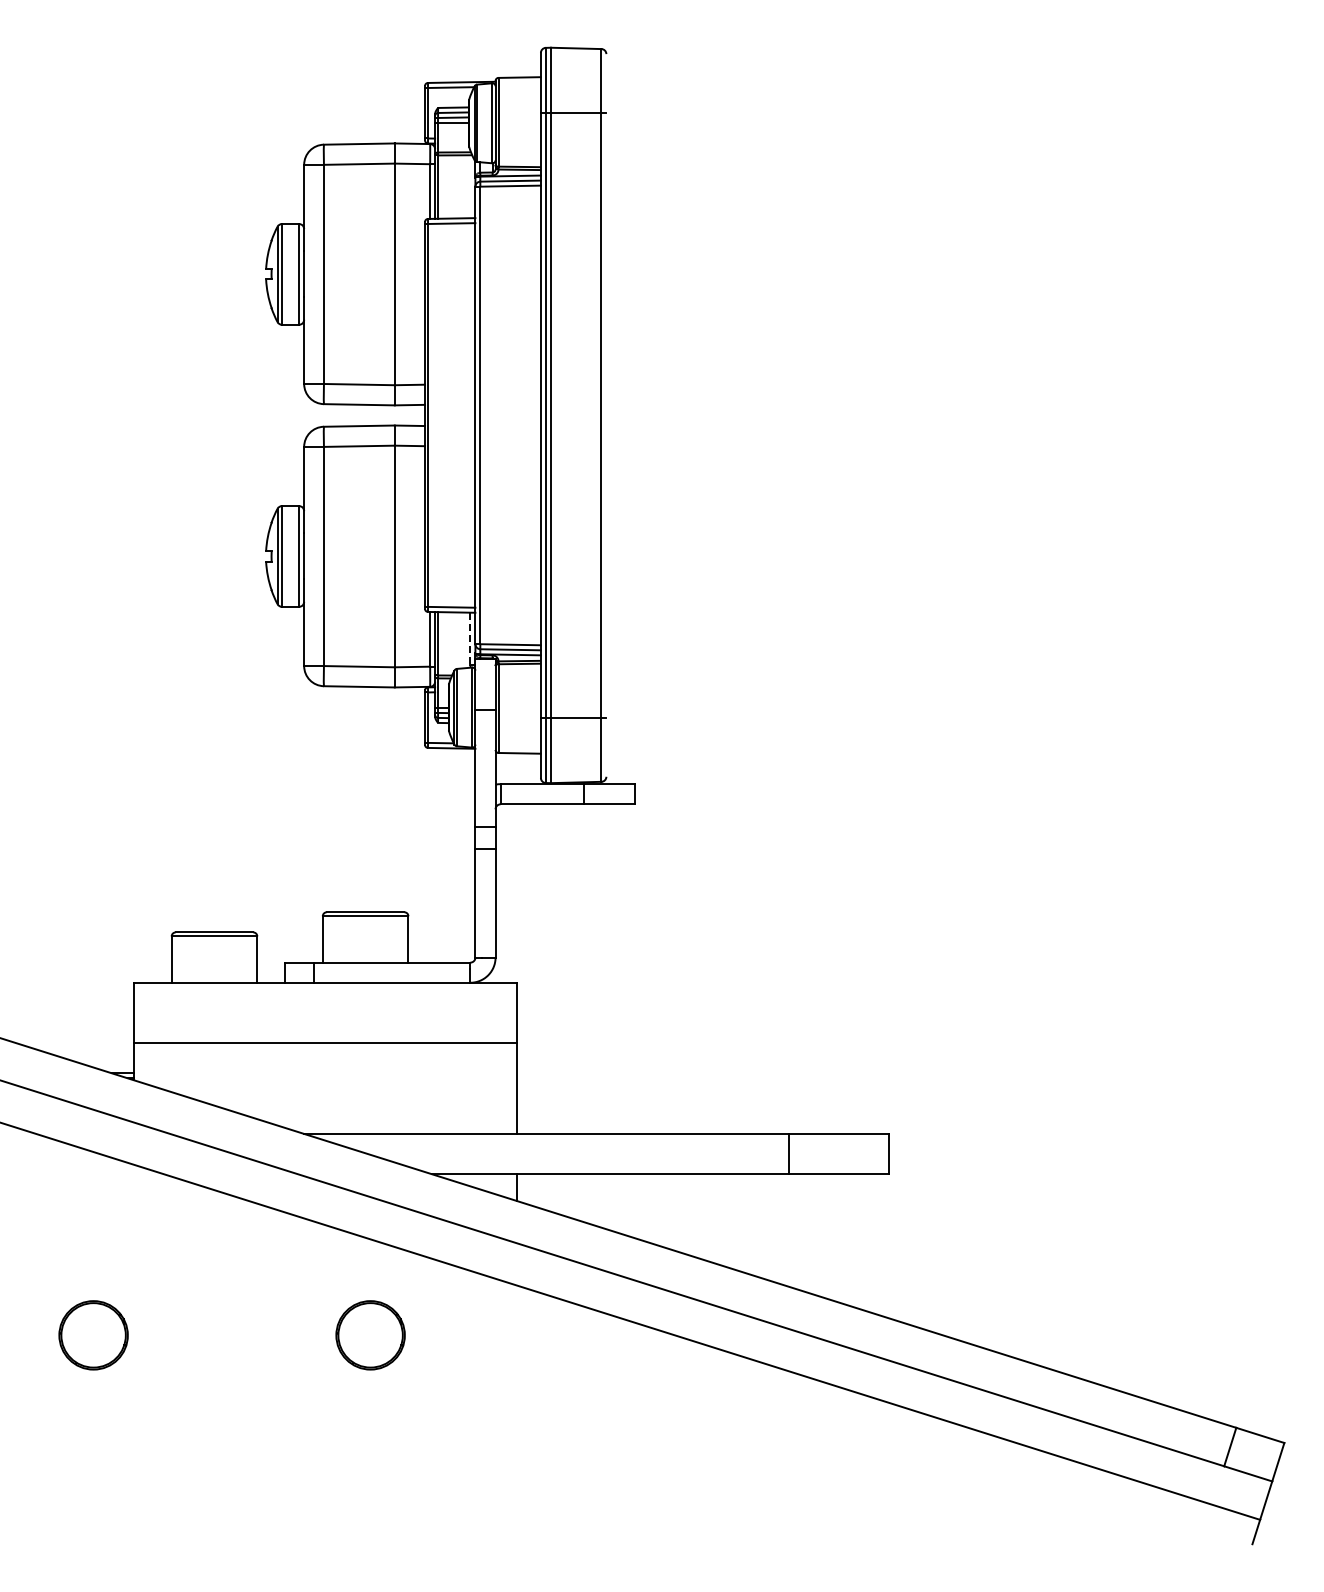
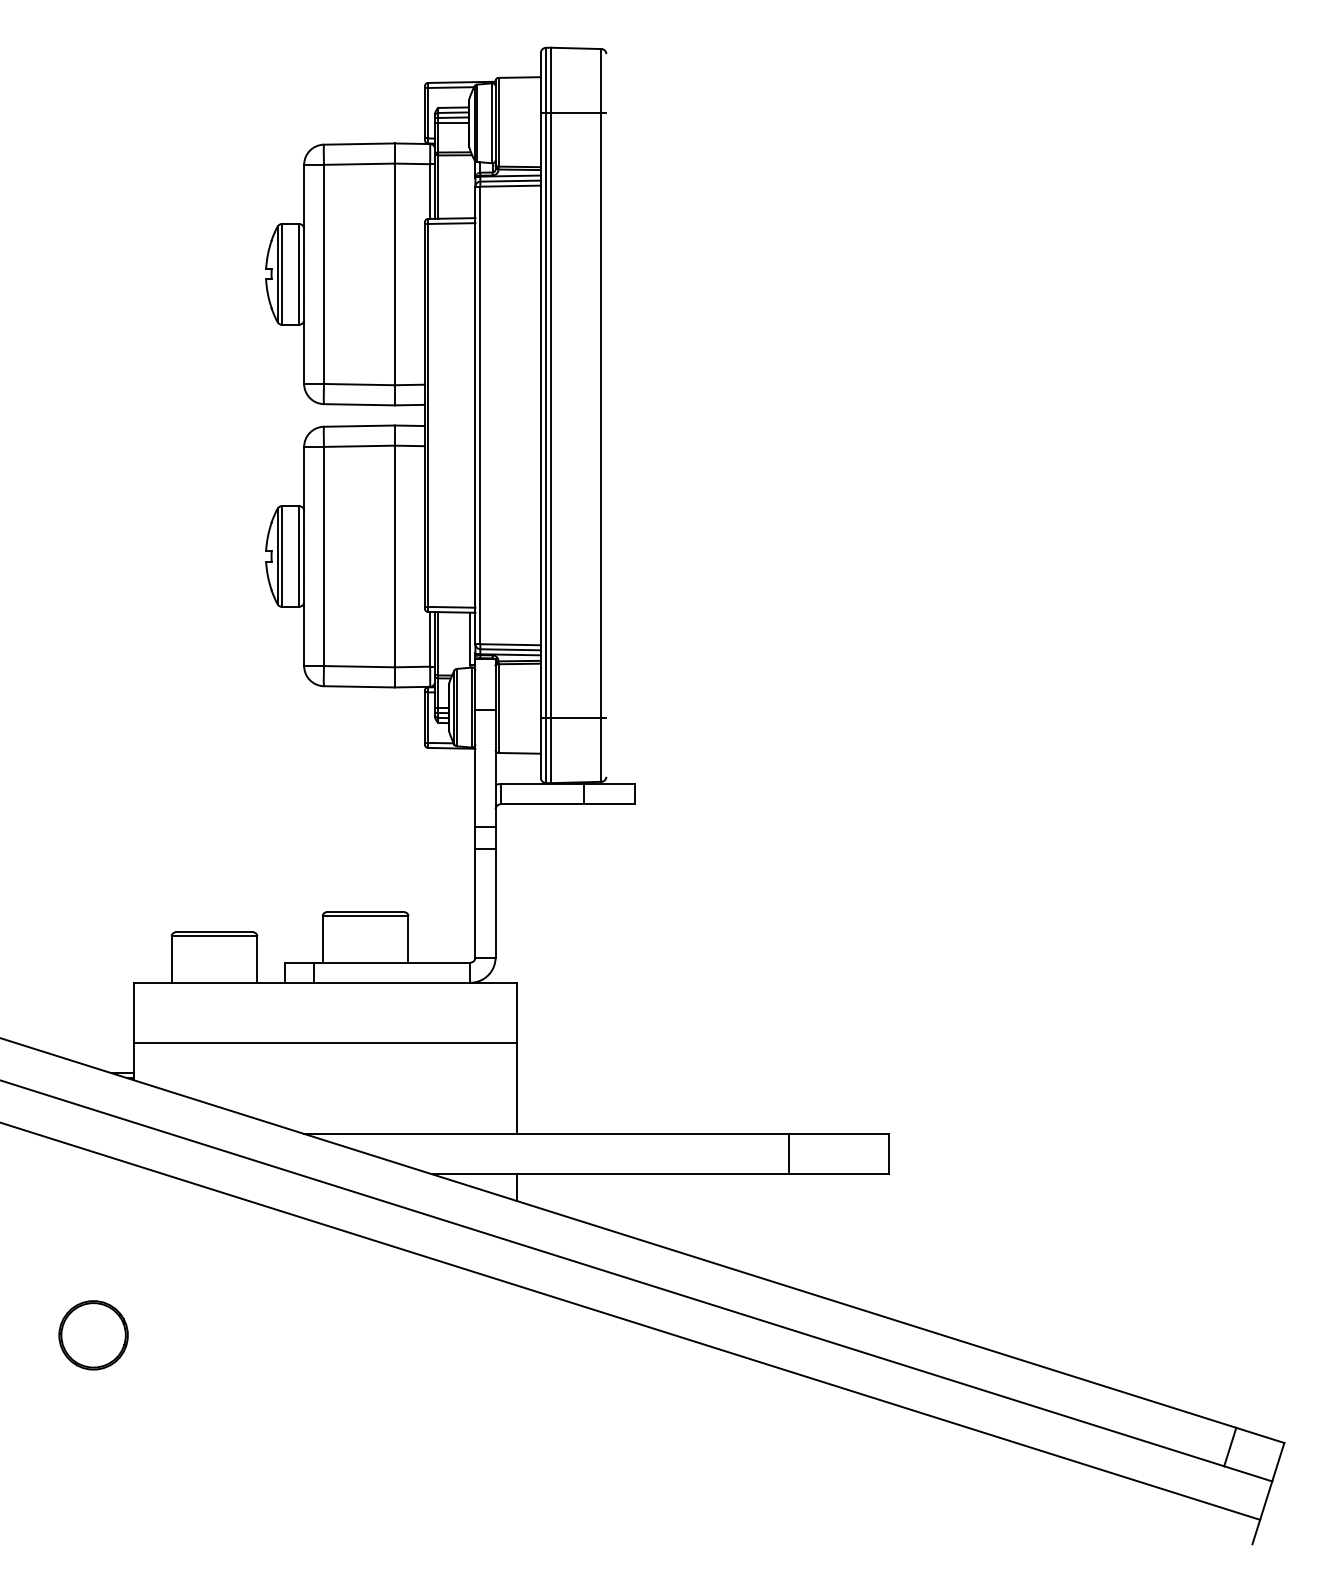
line: dashed -> solid (470, 639)
part: present -> none (370, 1335)
